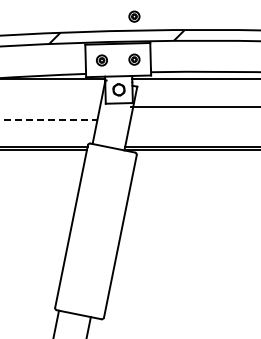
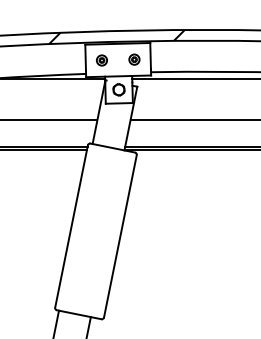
part: present -> none (134, 16)
line position: (193, 107) -> (193, 120) (193, 120)
line: dashed -> solid (49, 120)
